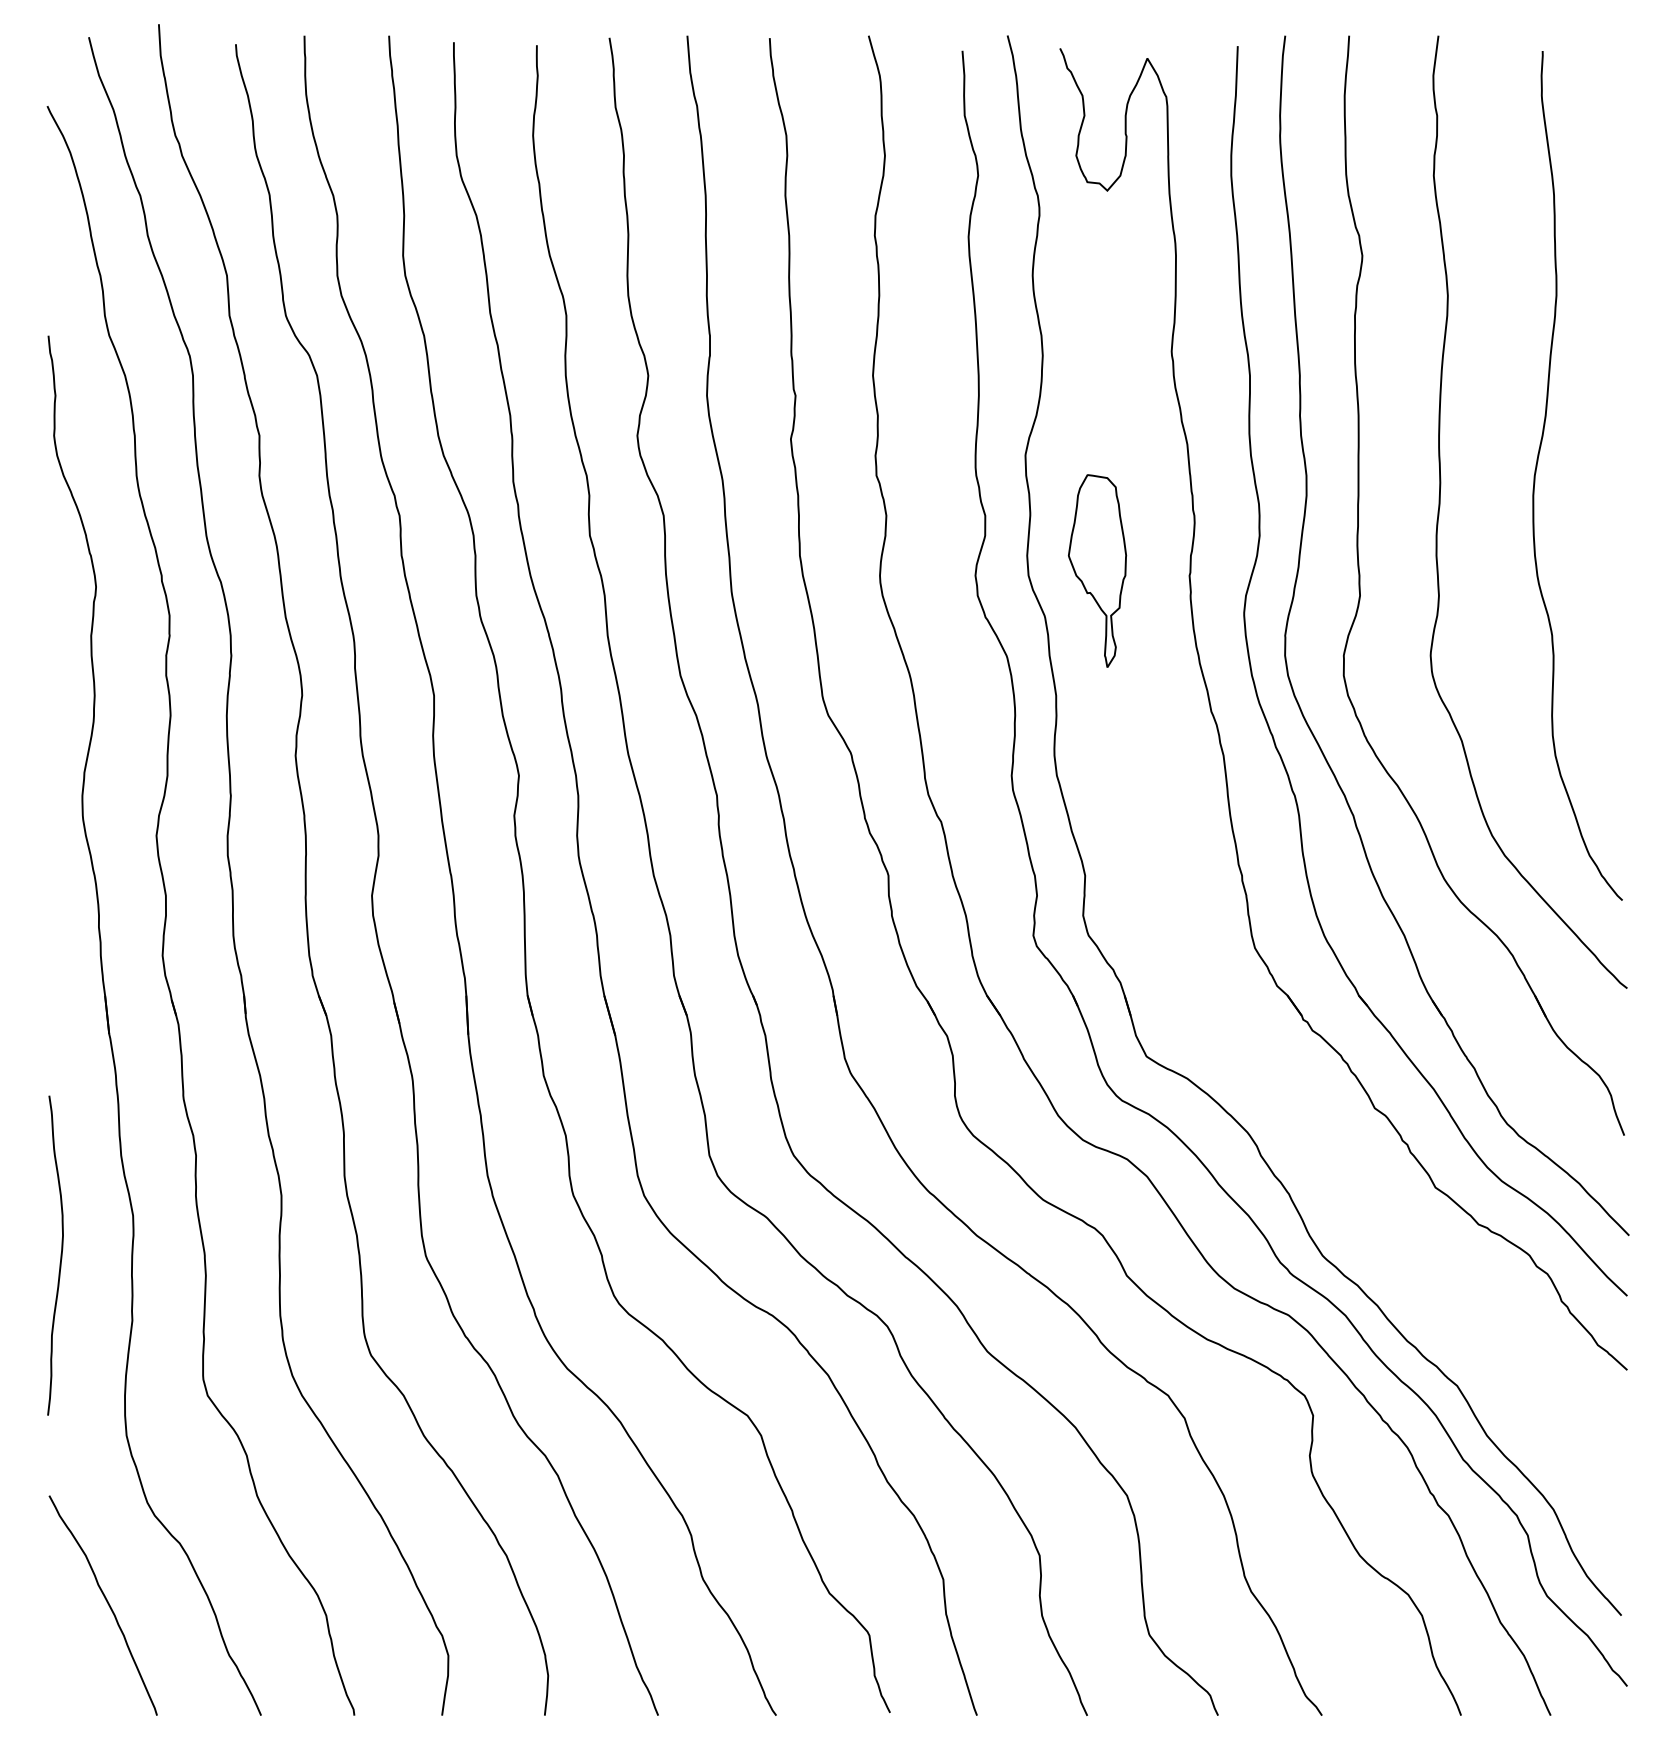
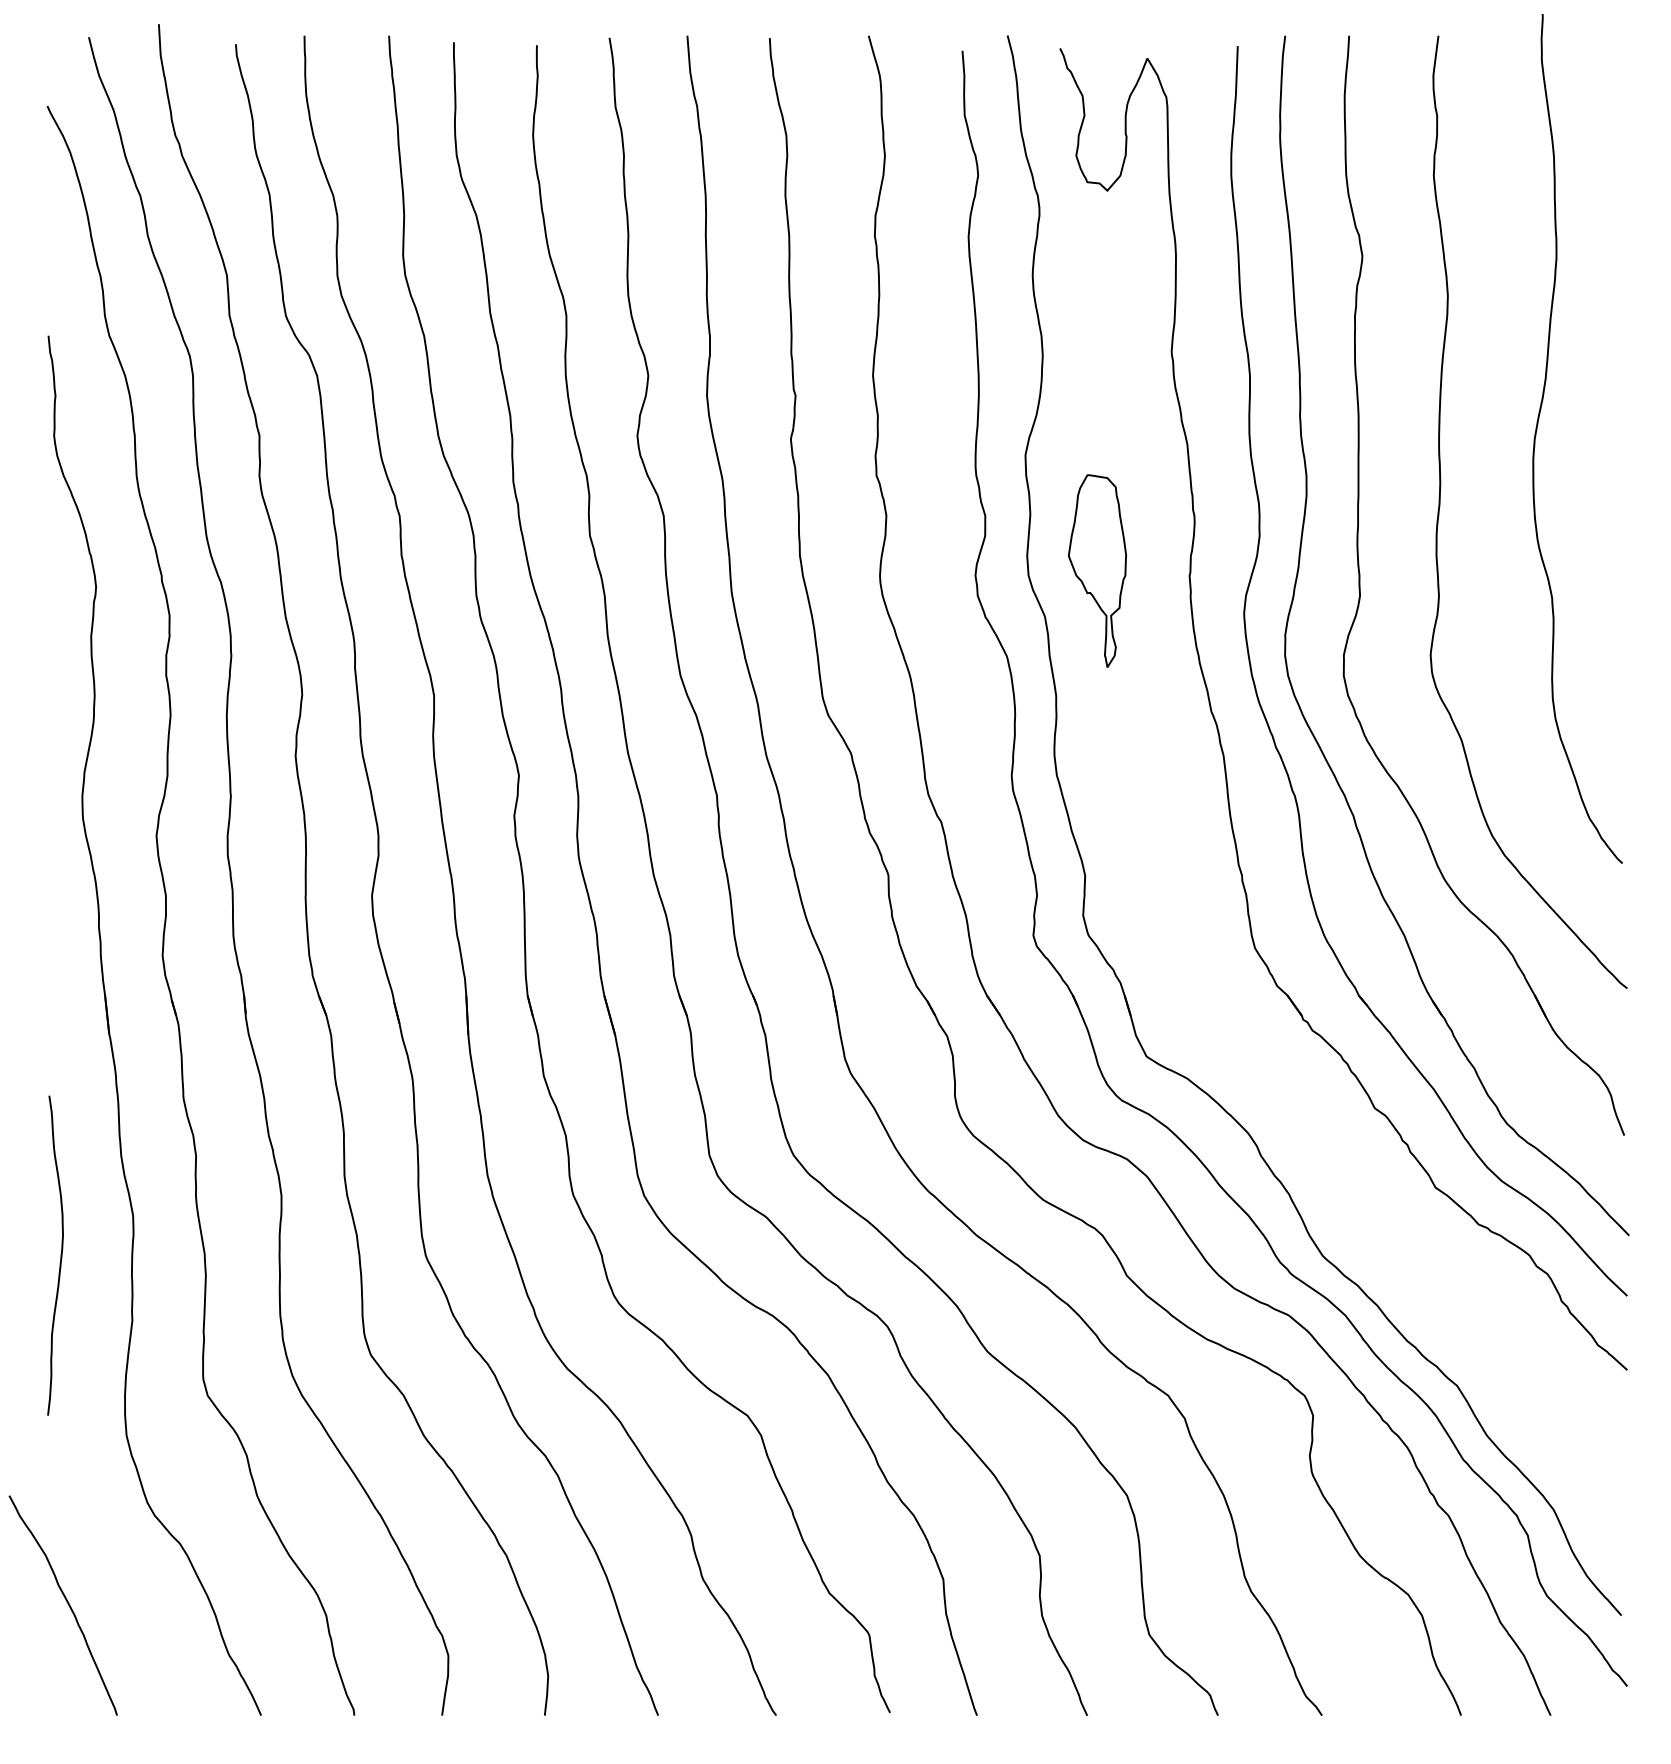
curve position: (1537, 467) -> (1537, 430) (1537, 430)
curve position: (106, 1602) -> (66, 1602) (66, 1602)
